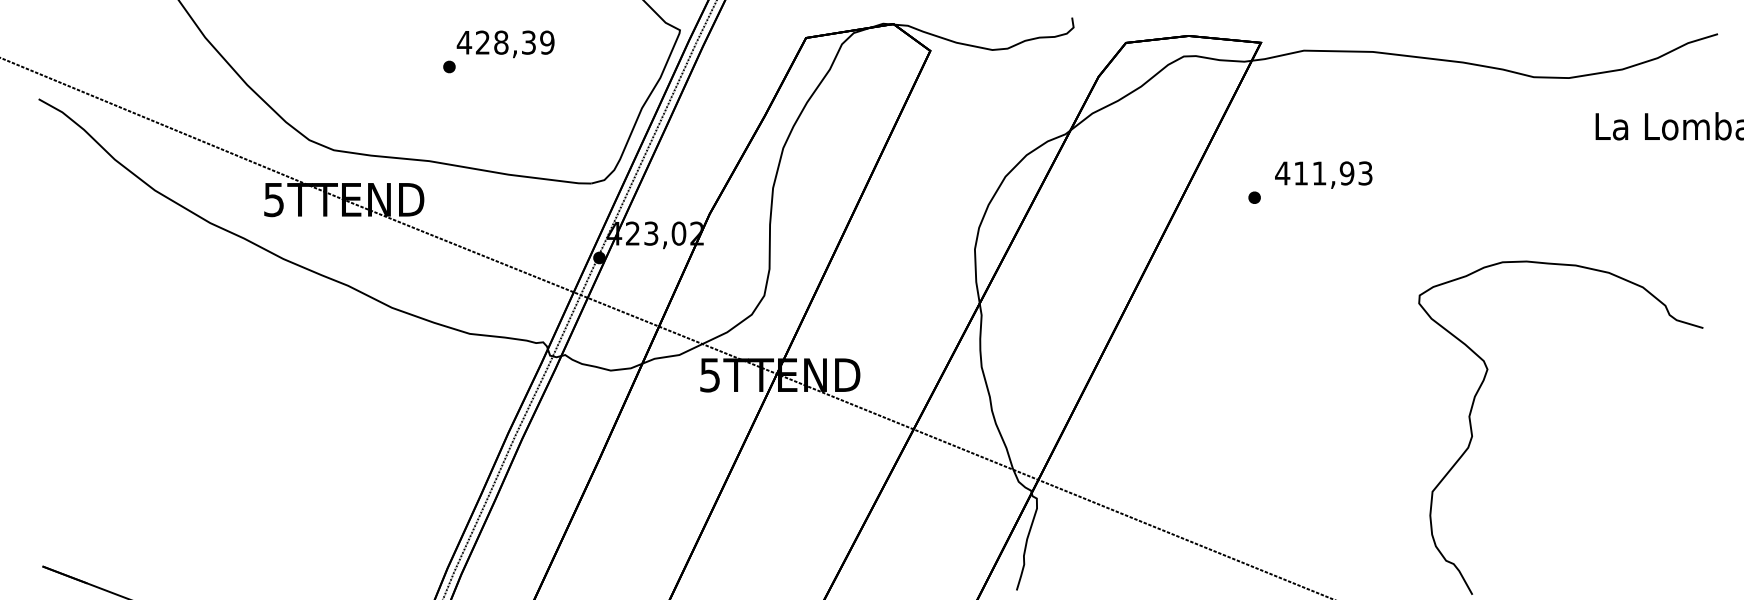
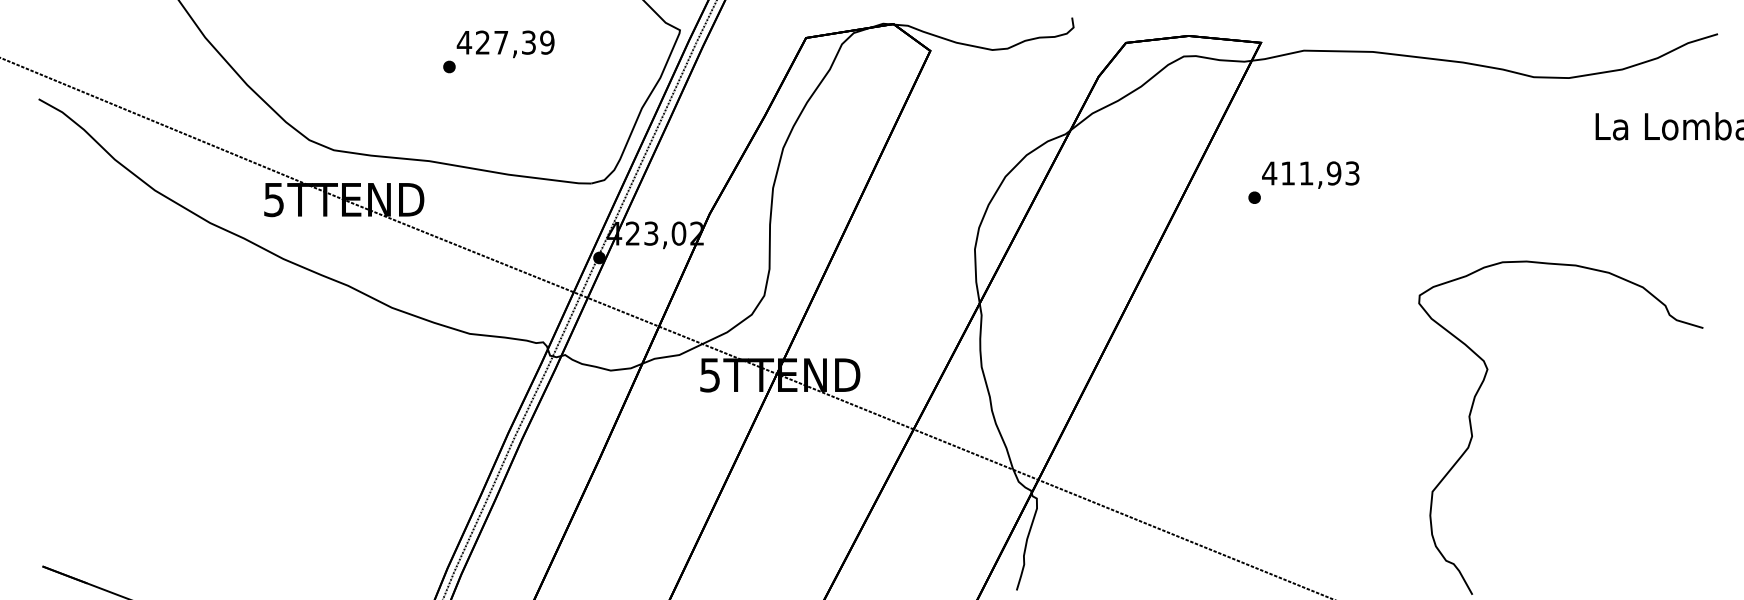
text: 428,39 -> 427,39 (501, 42)
text position: (1323, 174) -> (1310, 174) (1310, 174)
